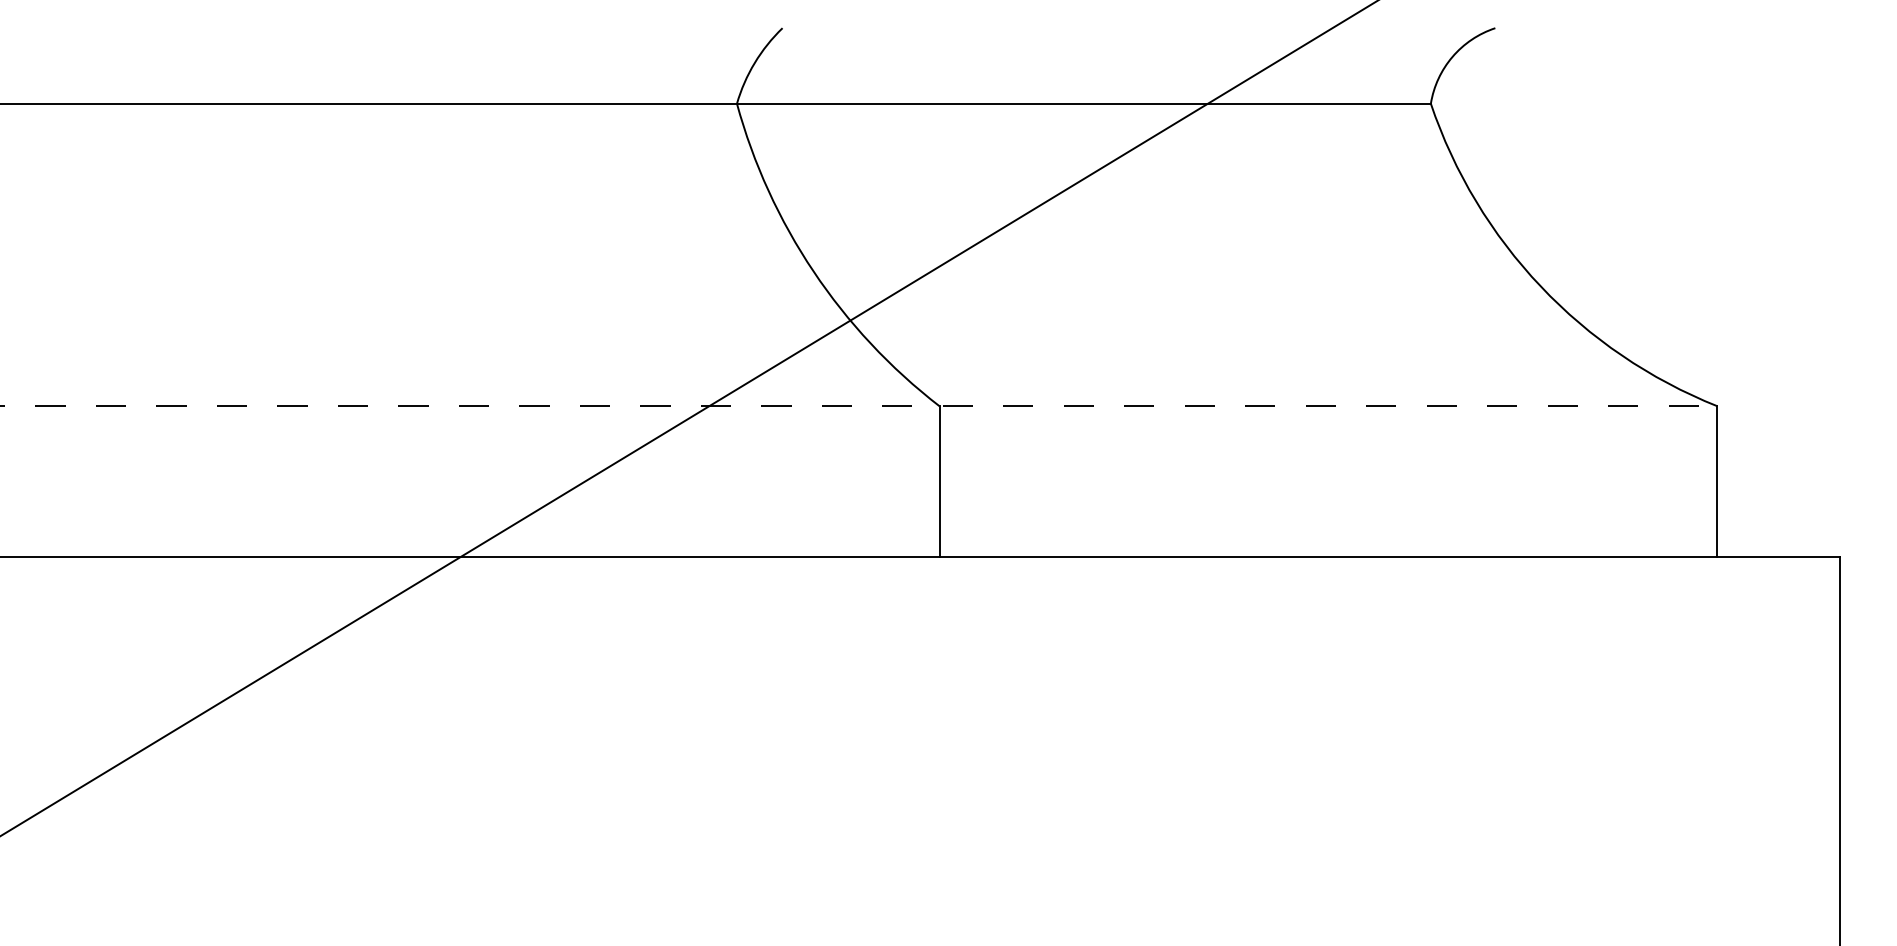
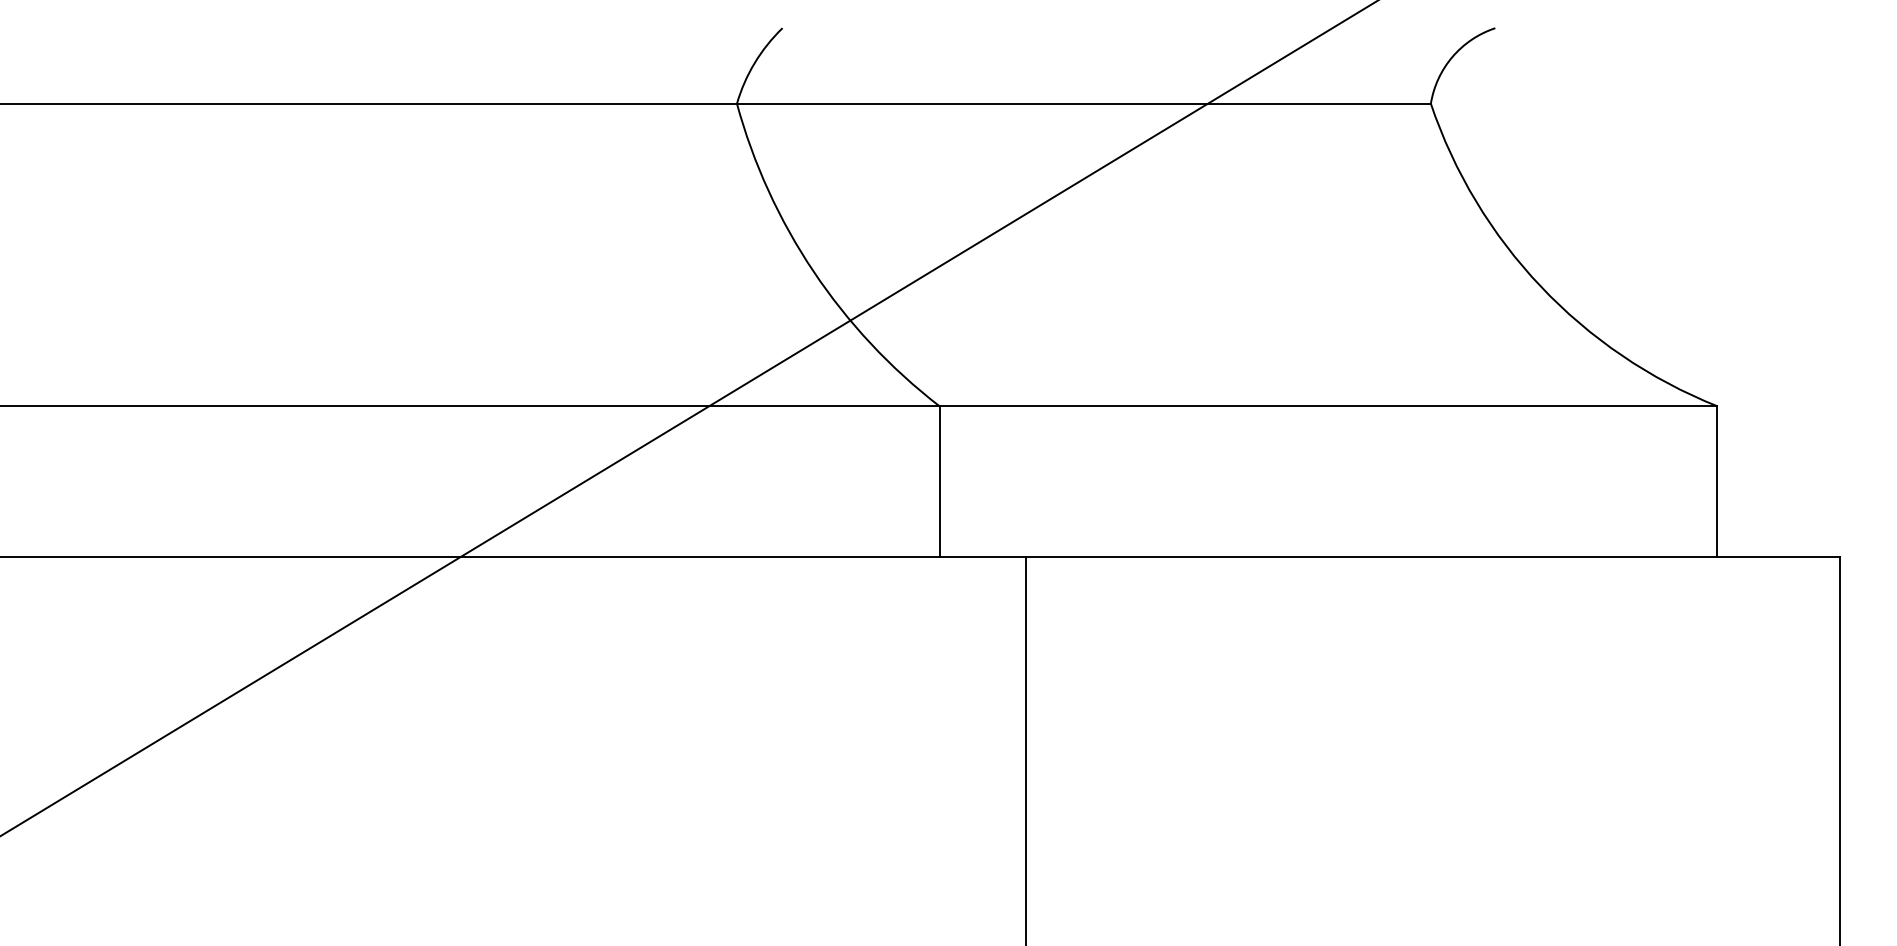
line: dashed -> solid (859, 406)
line: none -> present (1026, 749)
